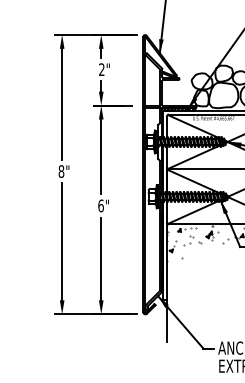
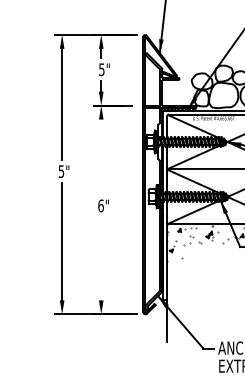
text: 2" -> 5" (101, 69)
line: present -> none (101, 156)
text: 8" -> 5" (61, 171)
line: present -> none (101, 258)
